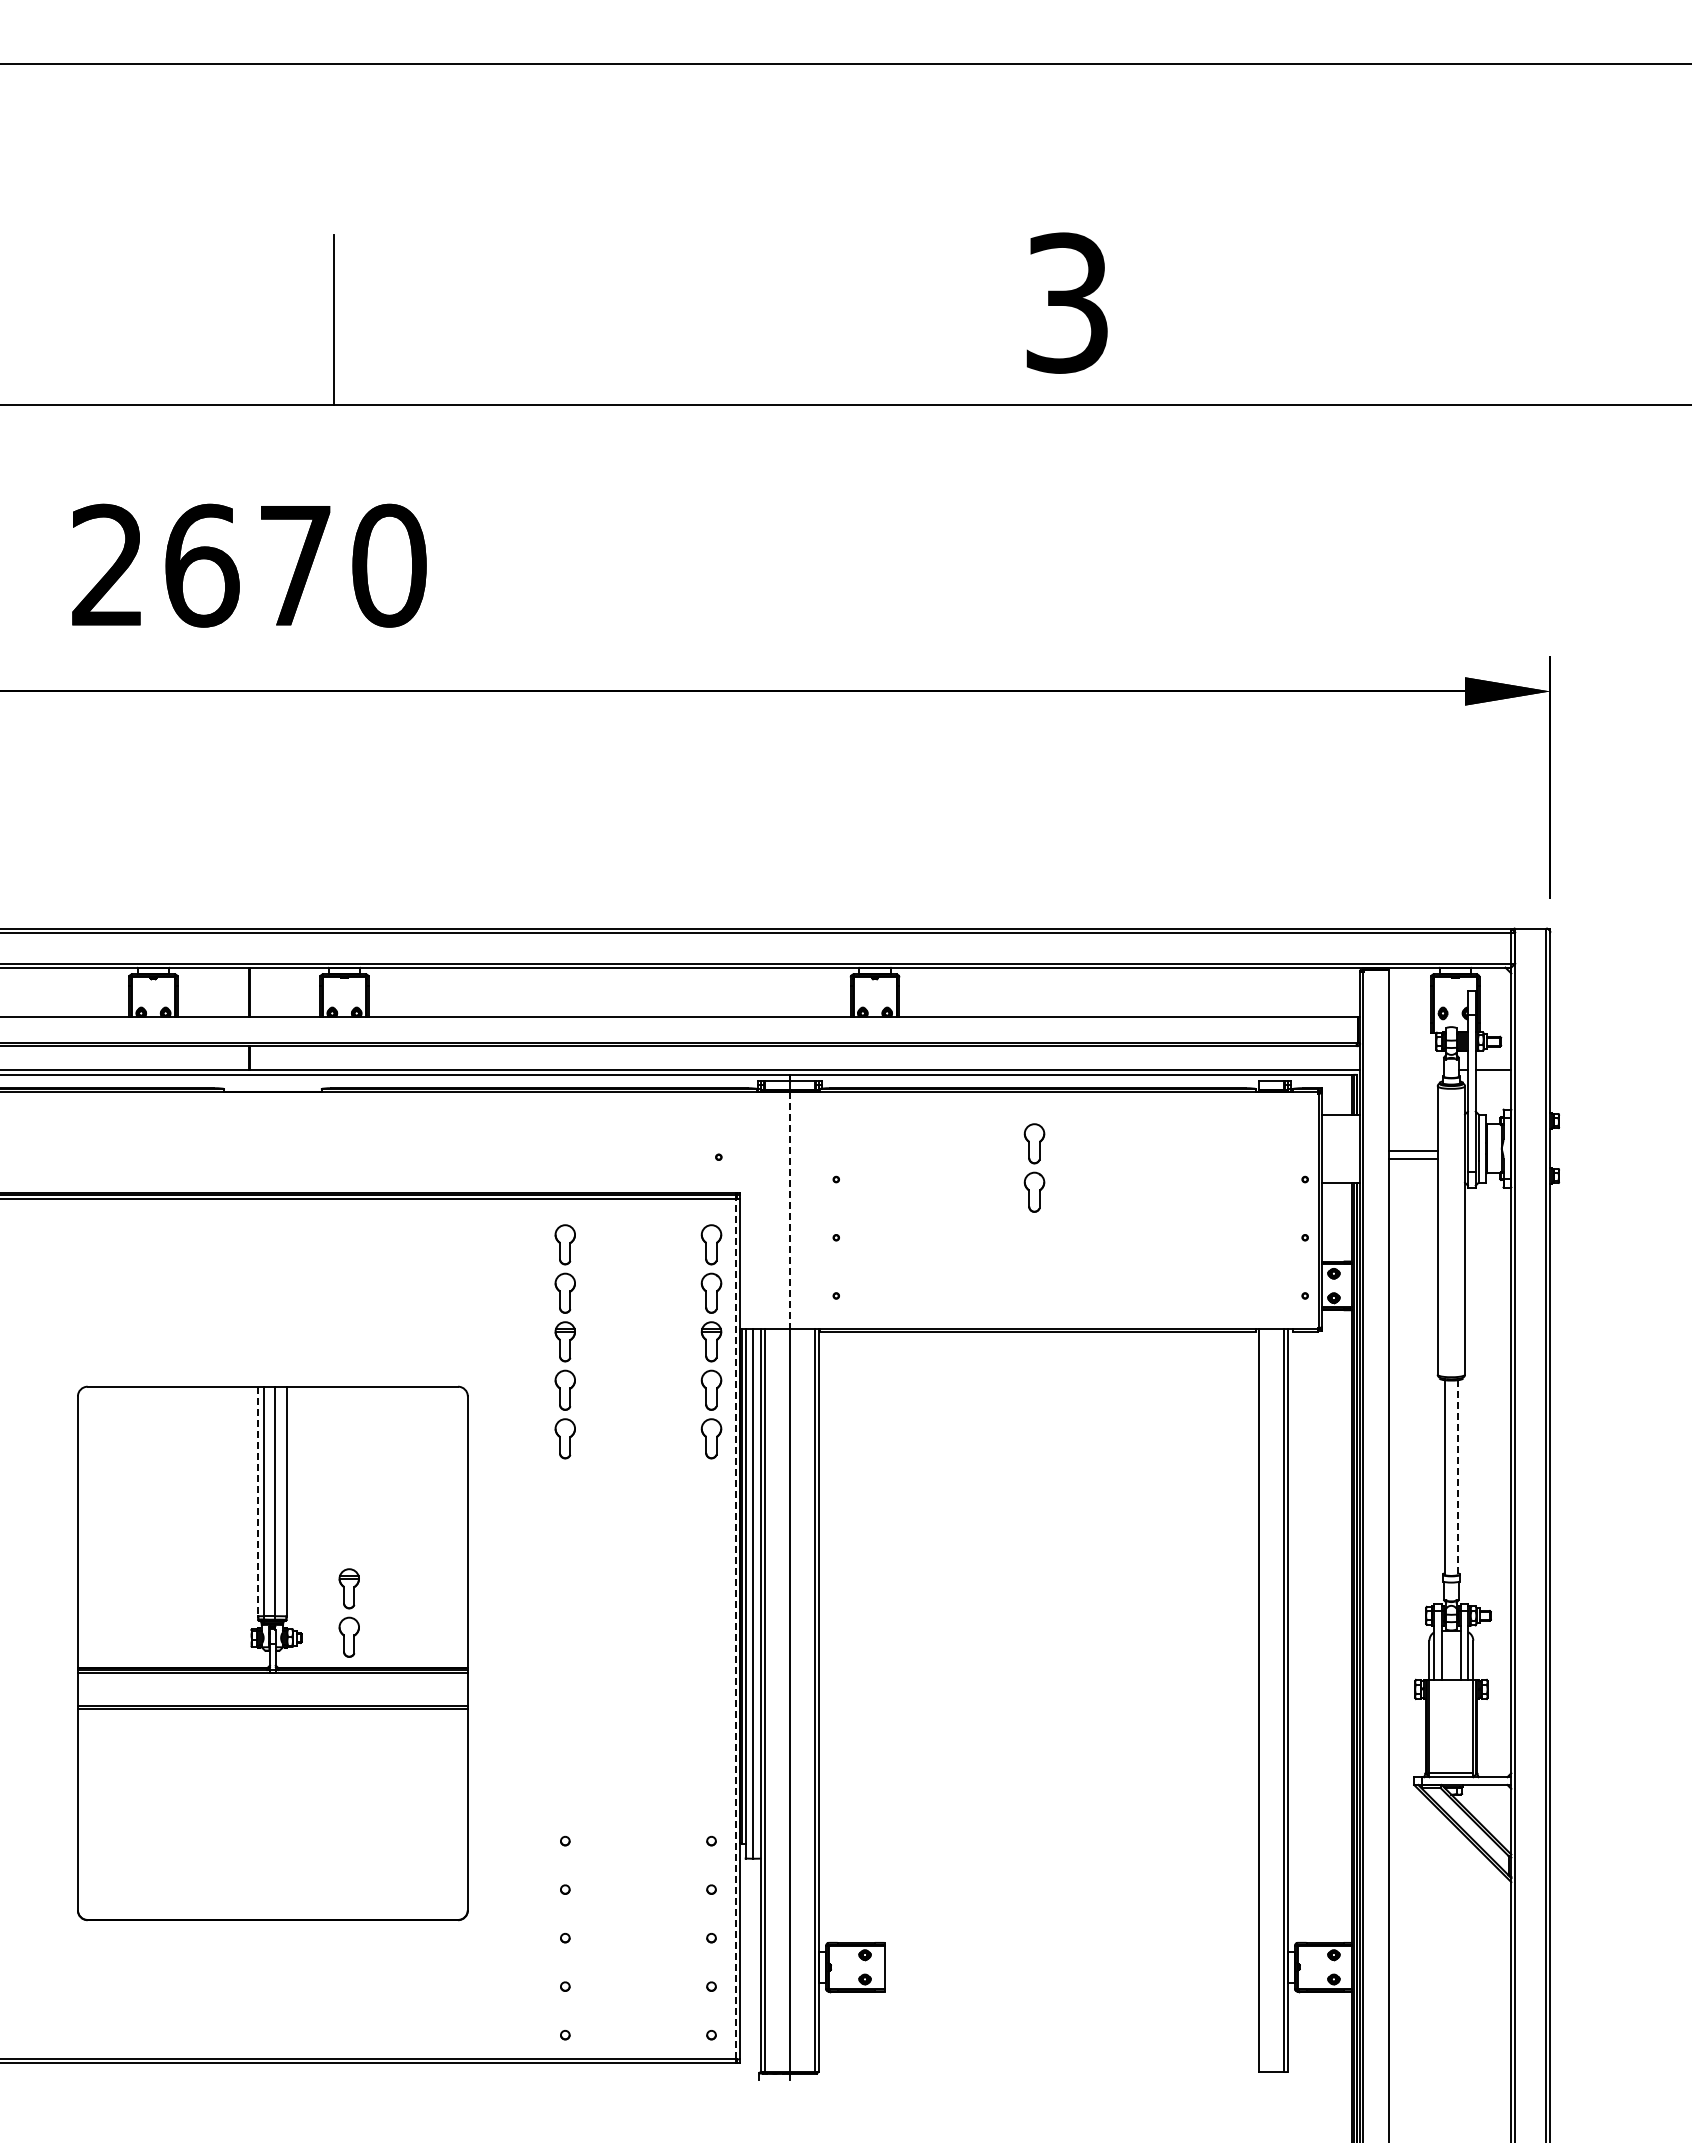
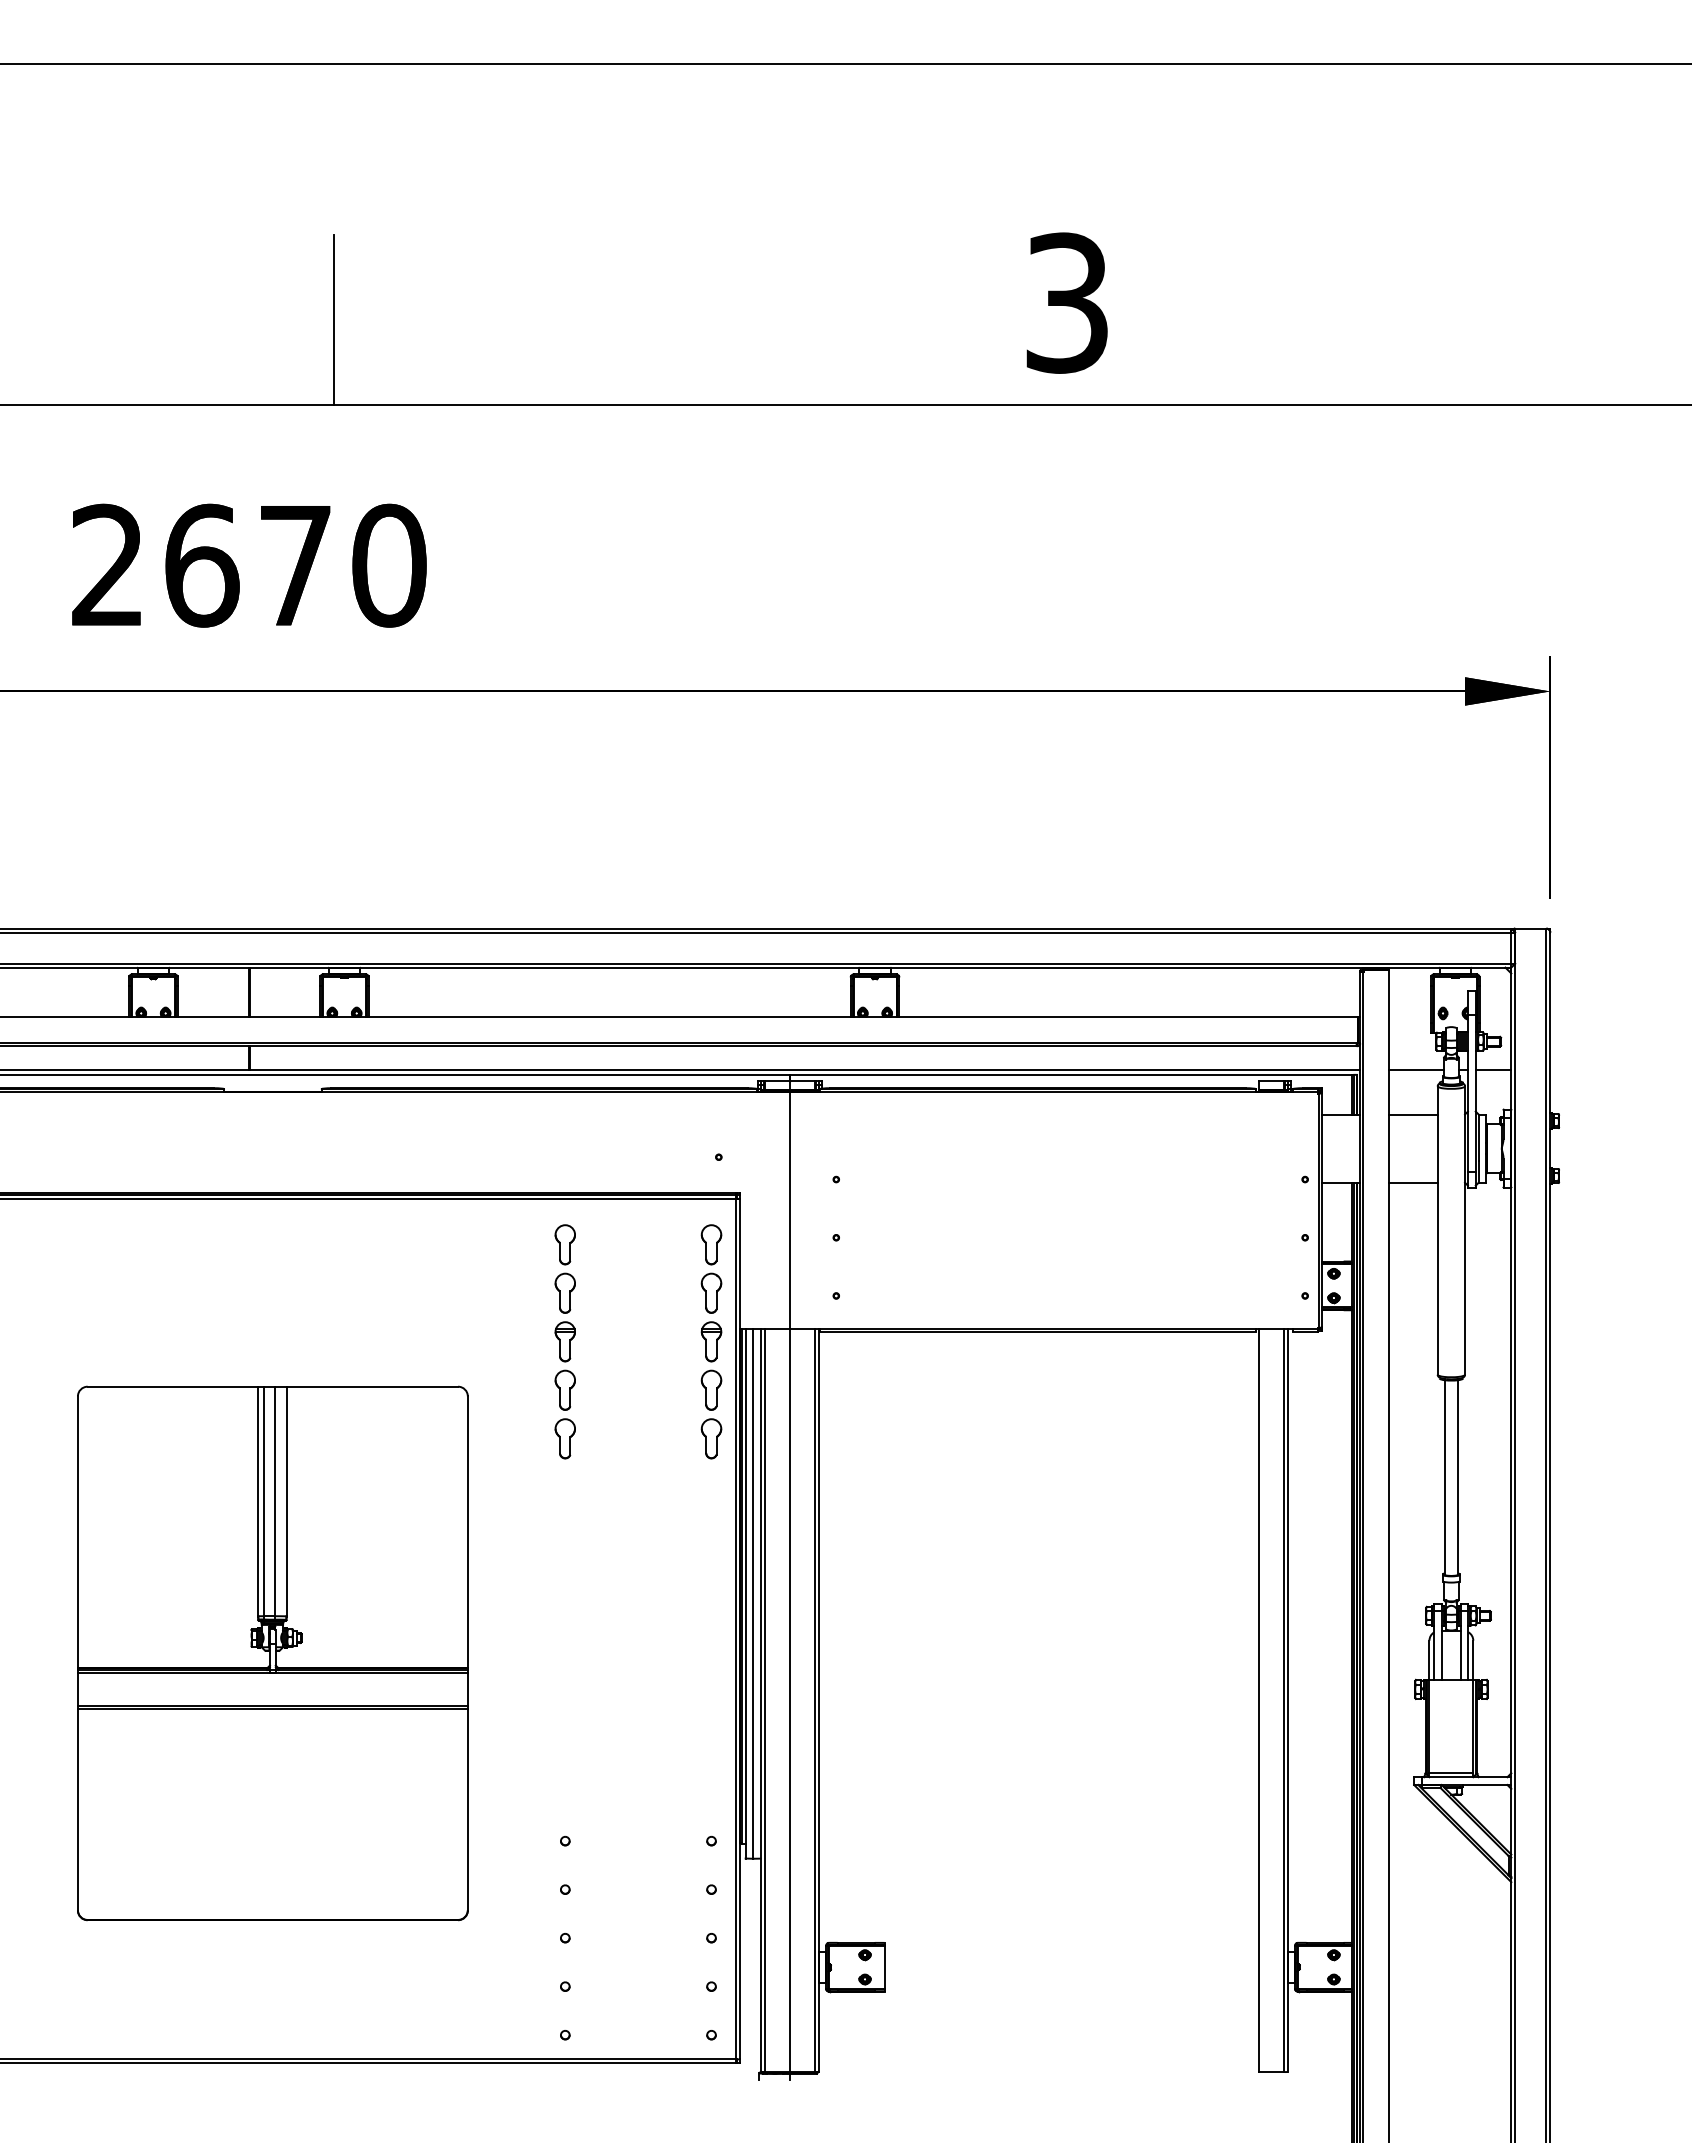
line: none -> present (1416, 1070)
line position: (1413, 1150) -> (1413, 1114) (1413, 1114)
line position: (1413, 1158) -> (1413, 1182) (1413, 1182)
part: present -> none (1034, 1167)
line: dashed -> solid (790, 1211)
line: dashed -> solid (1458, 1477)
line: dashed -> solid (258, 1501)
part: present -> none (348, 1612)
line: dashed -> solid (735, 1628)
